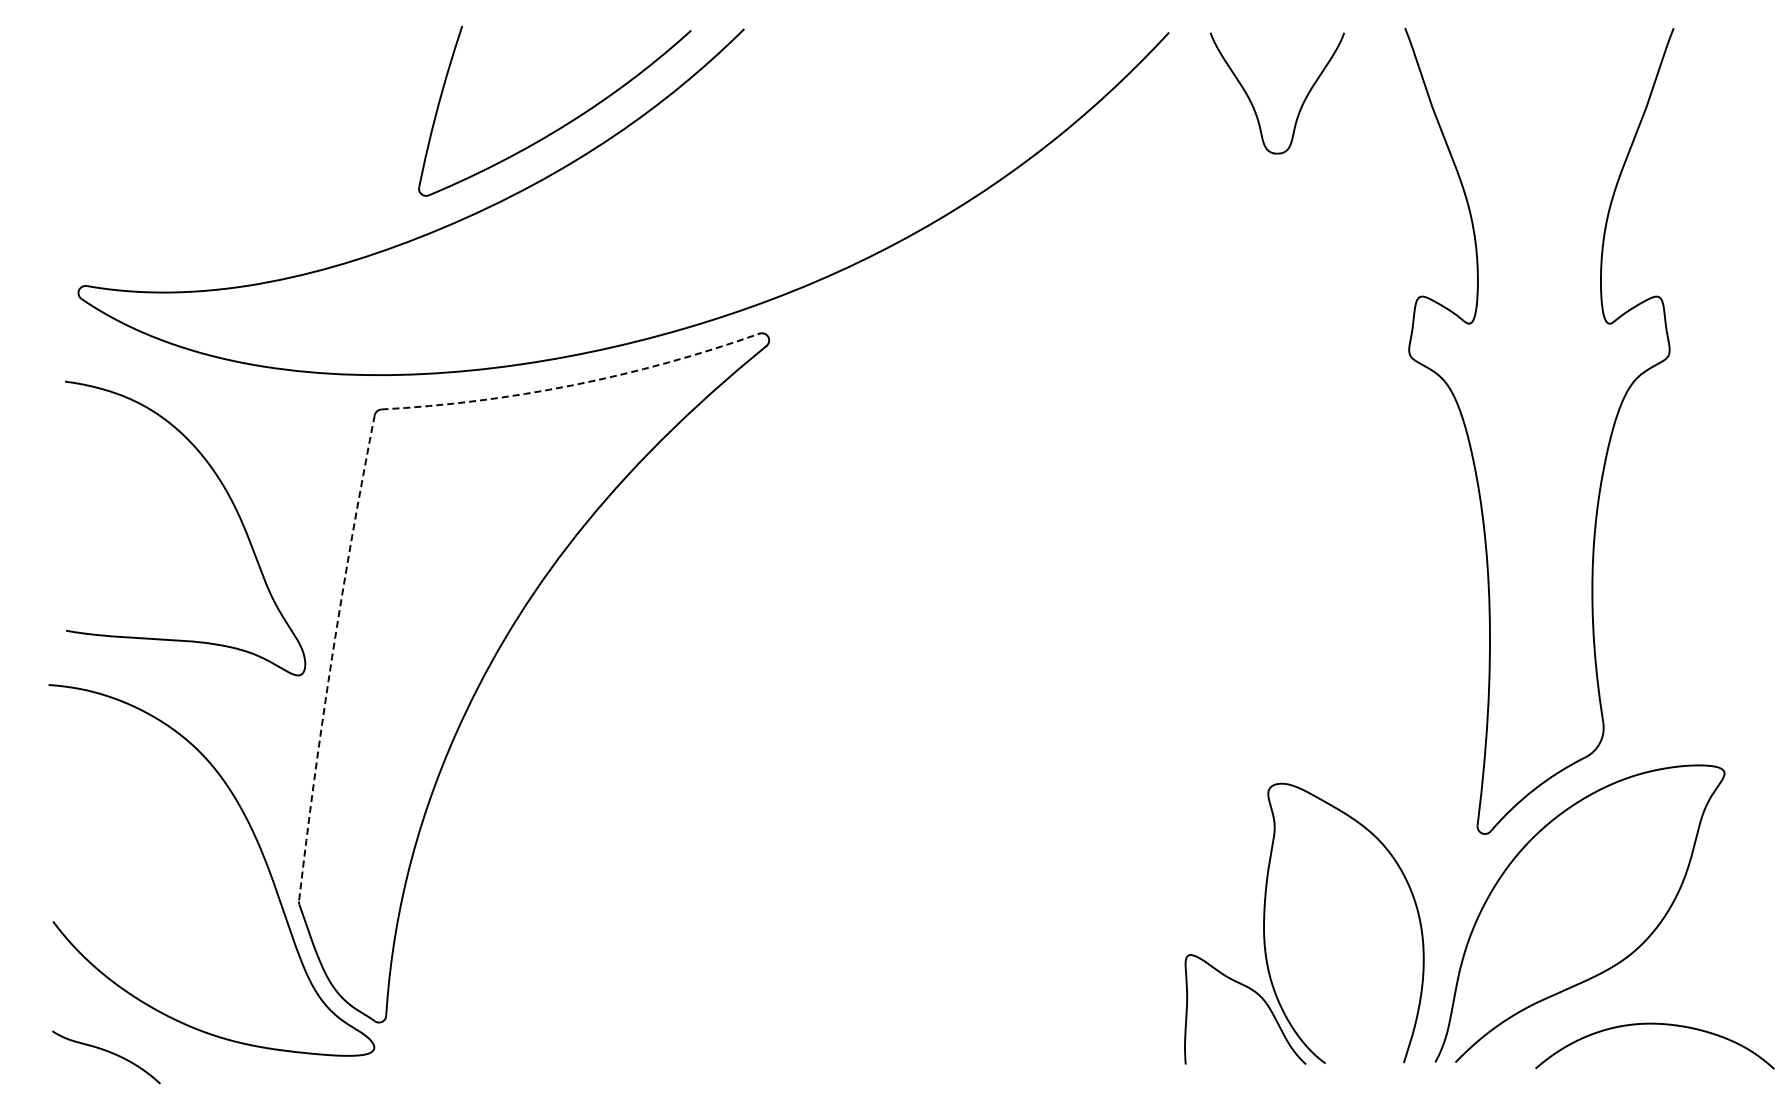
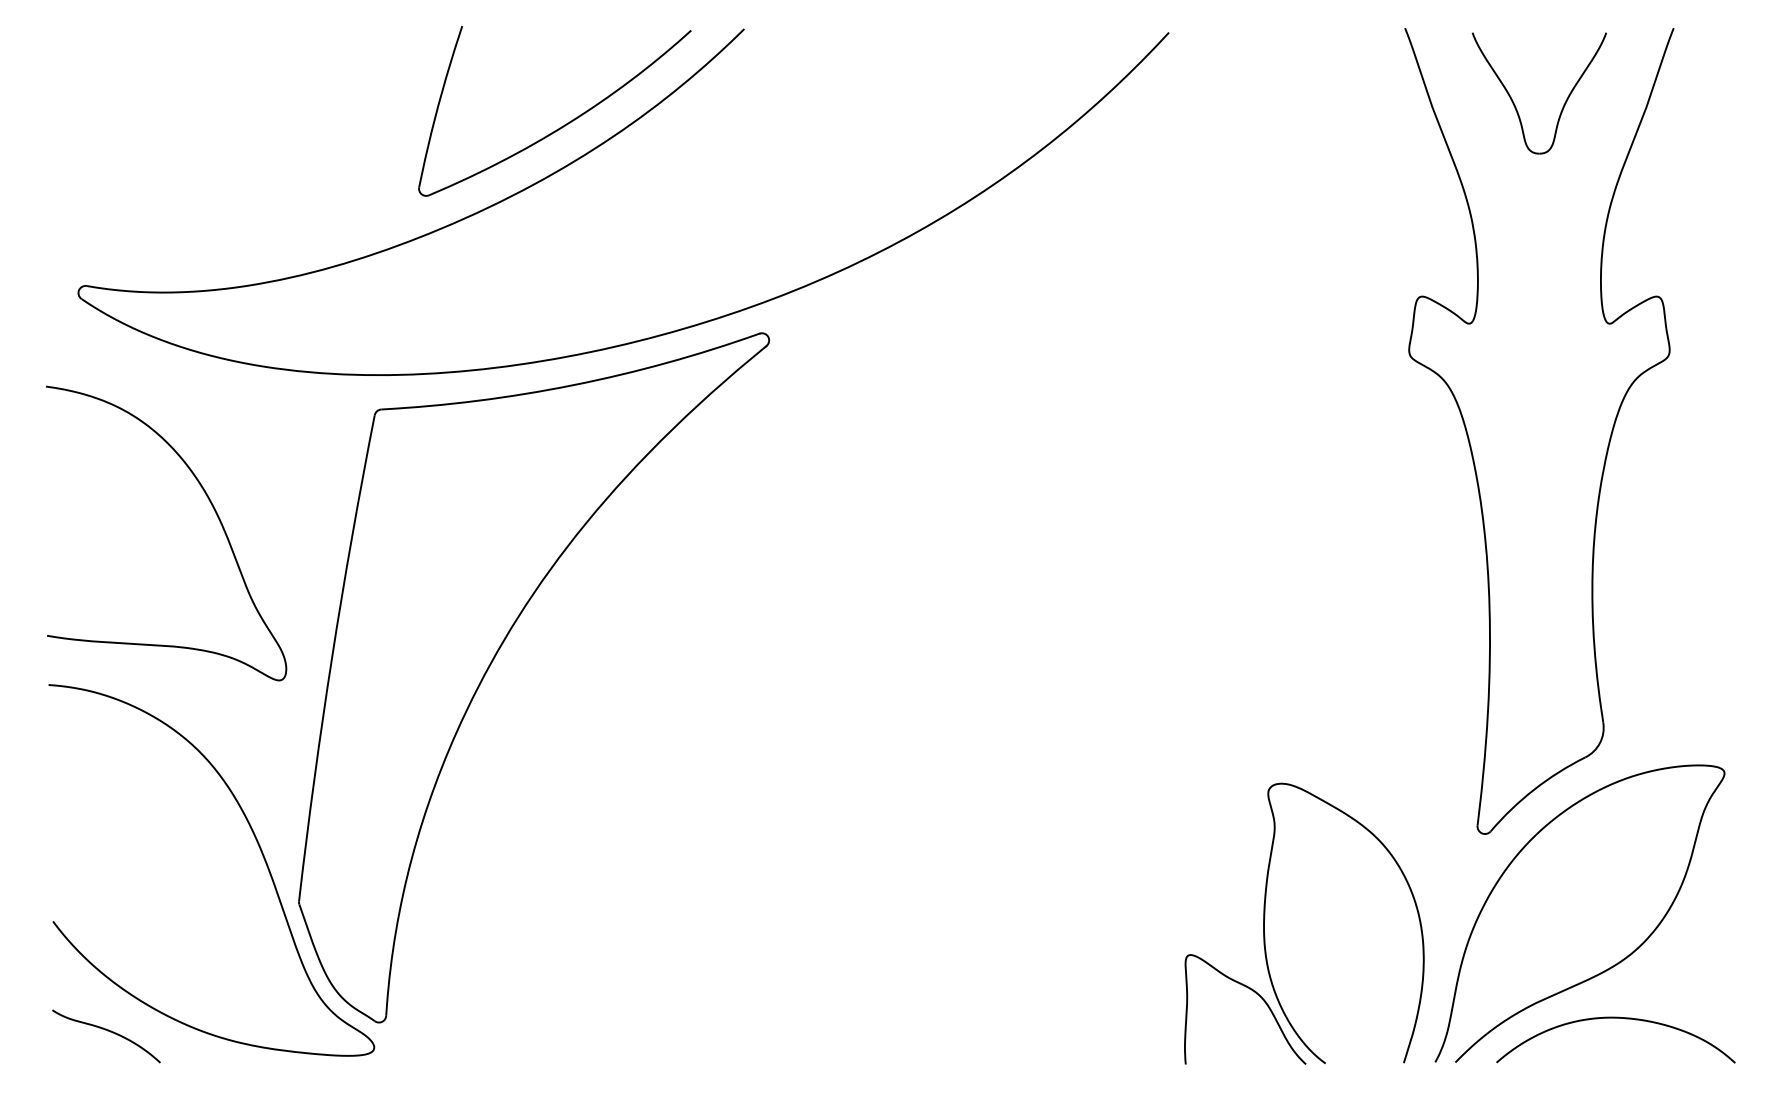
part position: (1252, 102) -> (1514, 102) (1514, 102)
arc: dashed -> solid (572, 385)
curve position: (232, 504) -> (213, 509) (213, 509)
arc: dashed -> solid (332, 657)
curve position: (1654, 1024) -> (1615, 1018) (1615, 1018)
curve position: (107, 1052) -> (107, 1031) (107, 1031)
